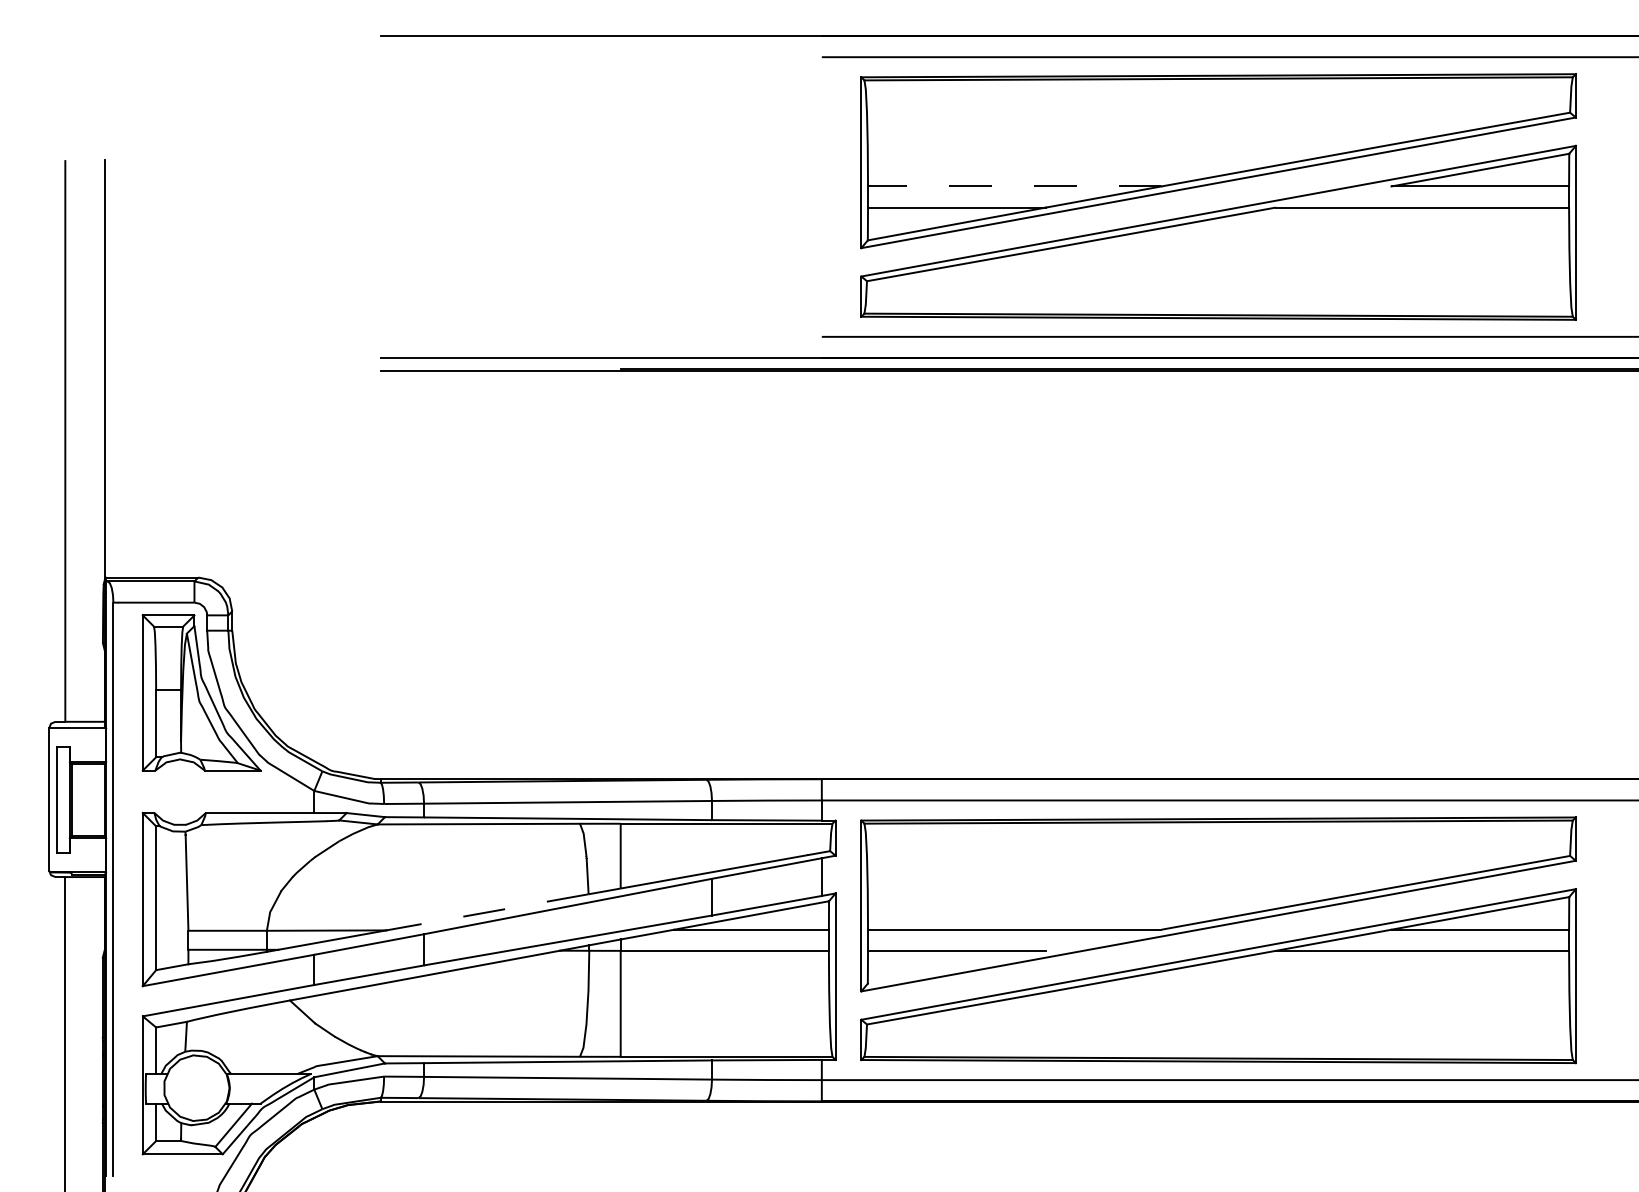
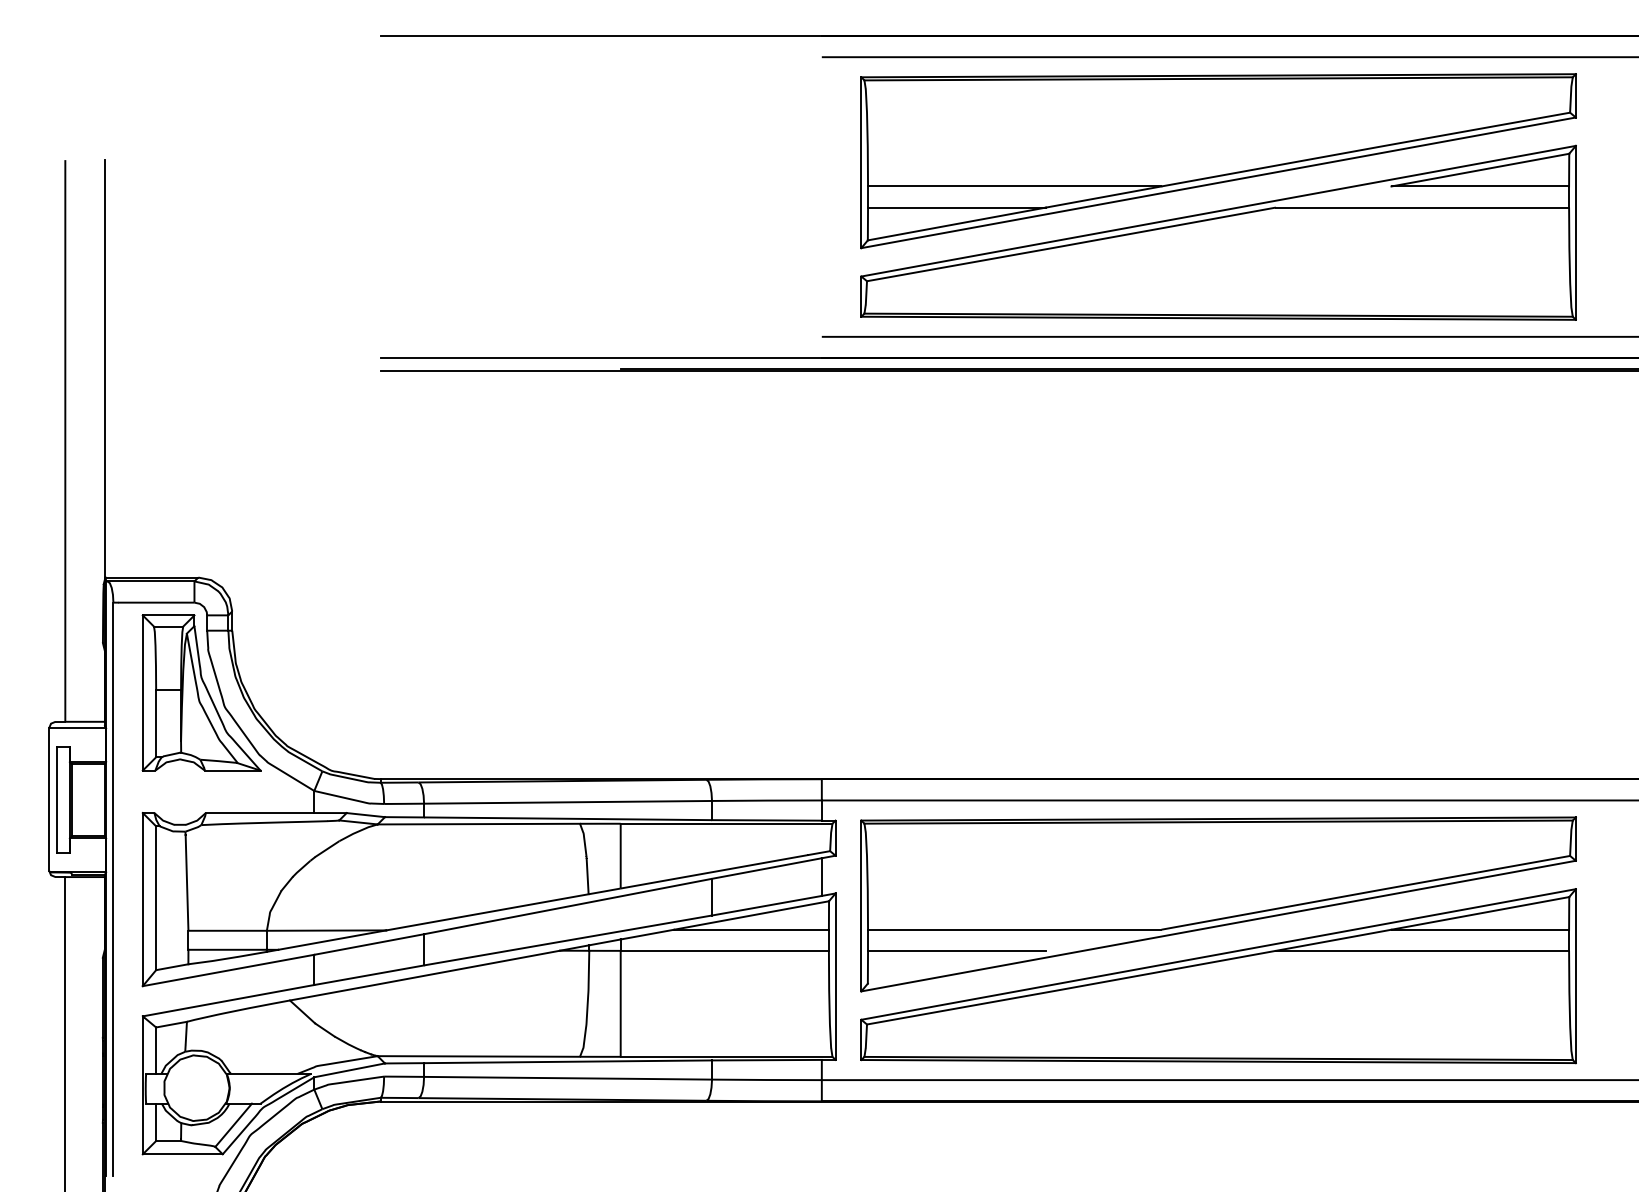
line: dashed -> solid (1014, 186)
line: dashed -> solid (487, 912)
